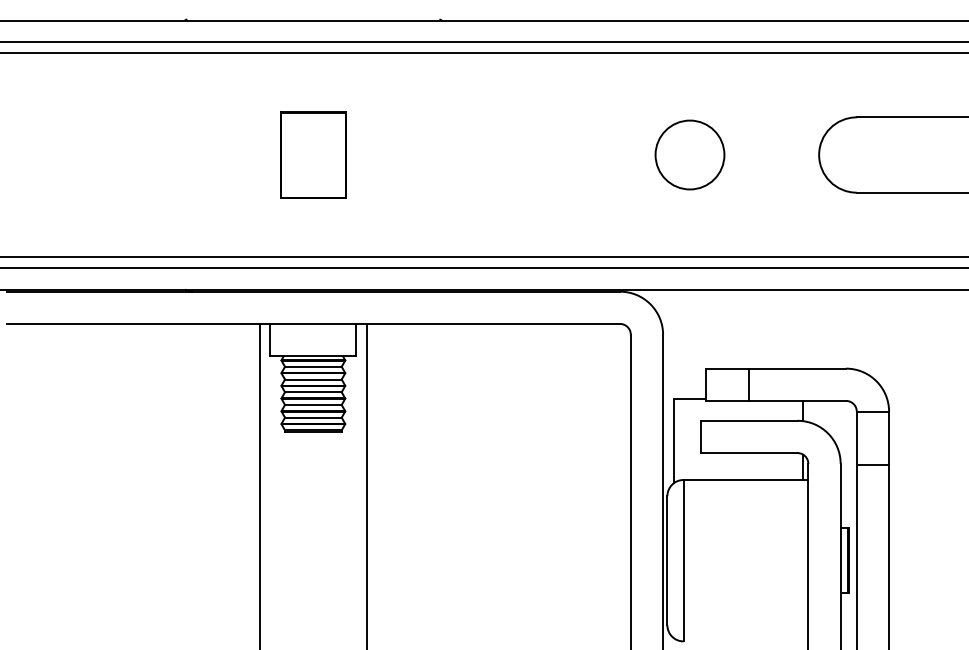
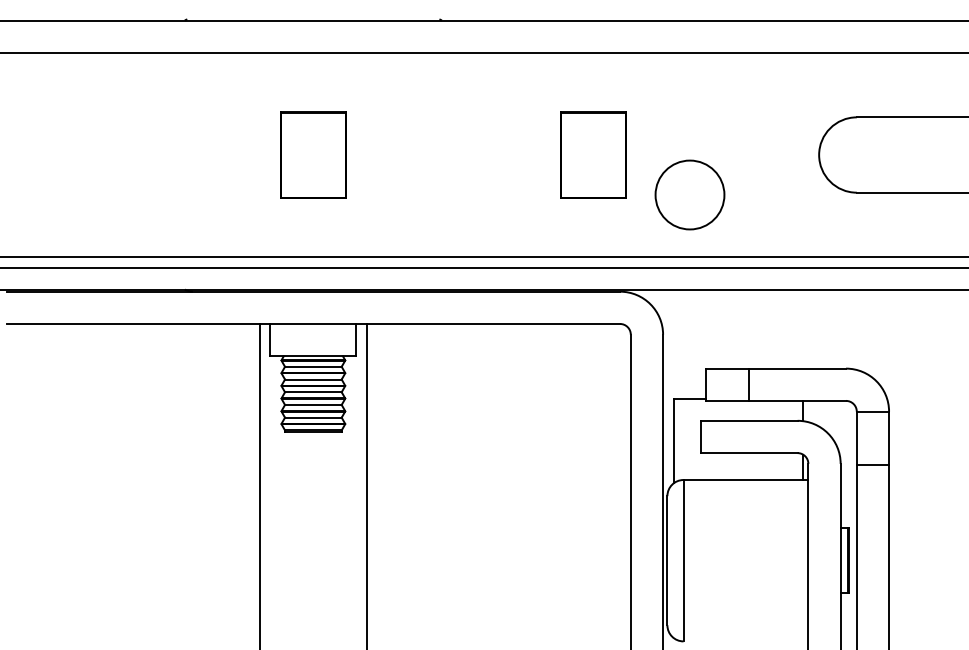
line: present -> none (483, 42)
part: none -> present (593, 154)
circle position: (689, 154) -> (689, 194) (689, 194)
